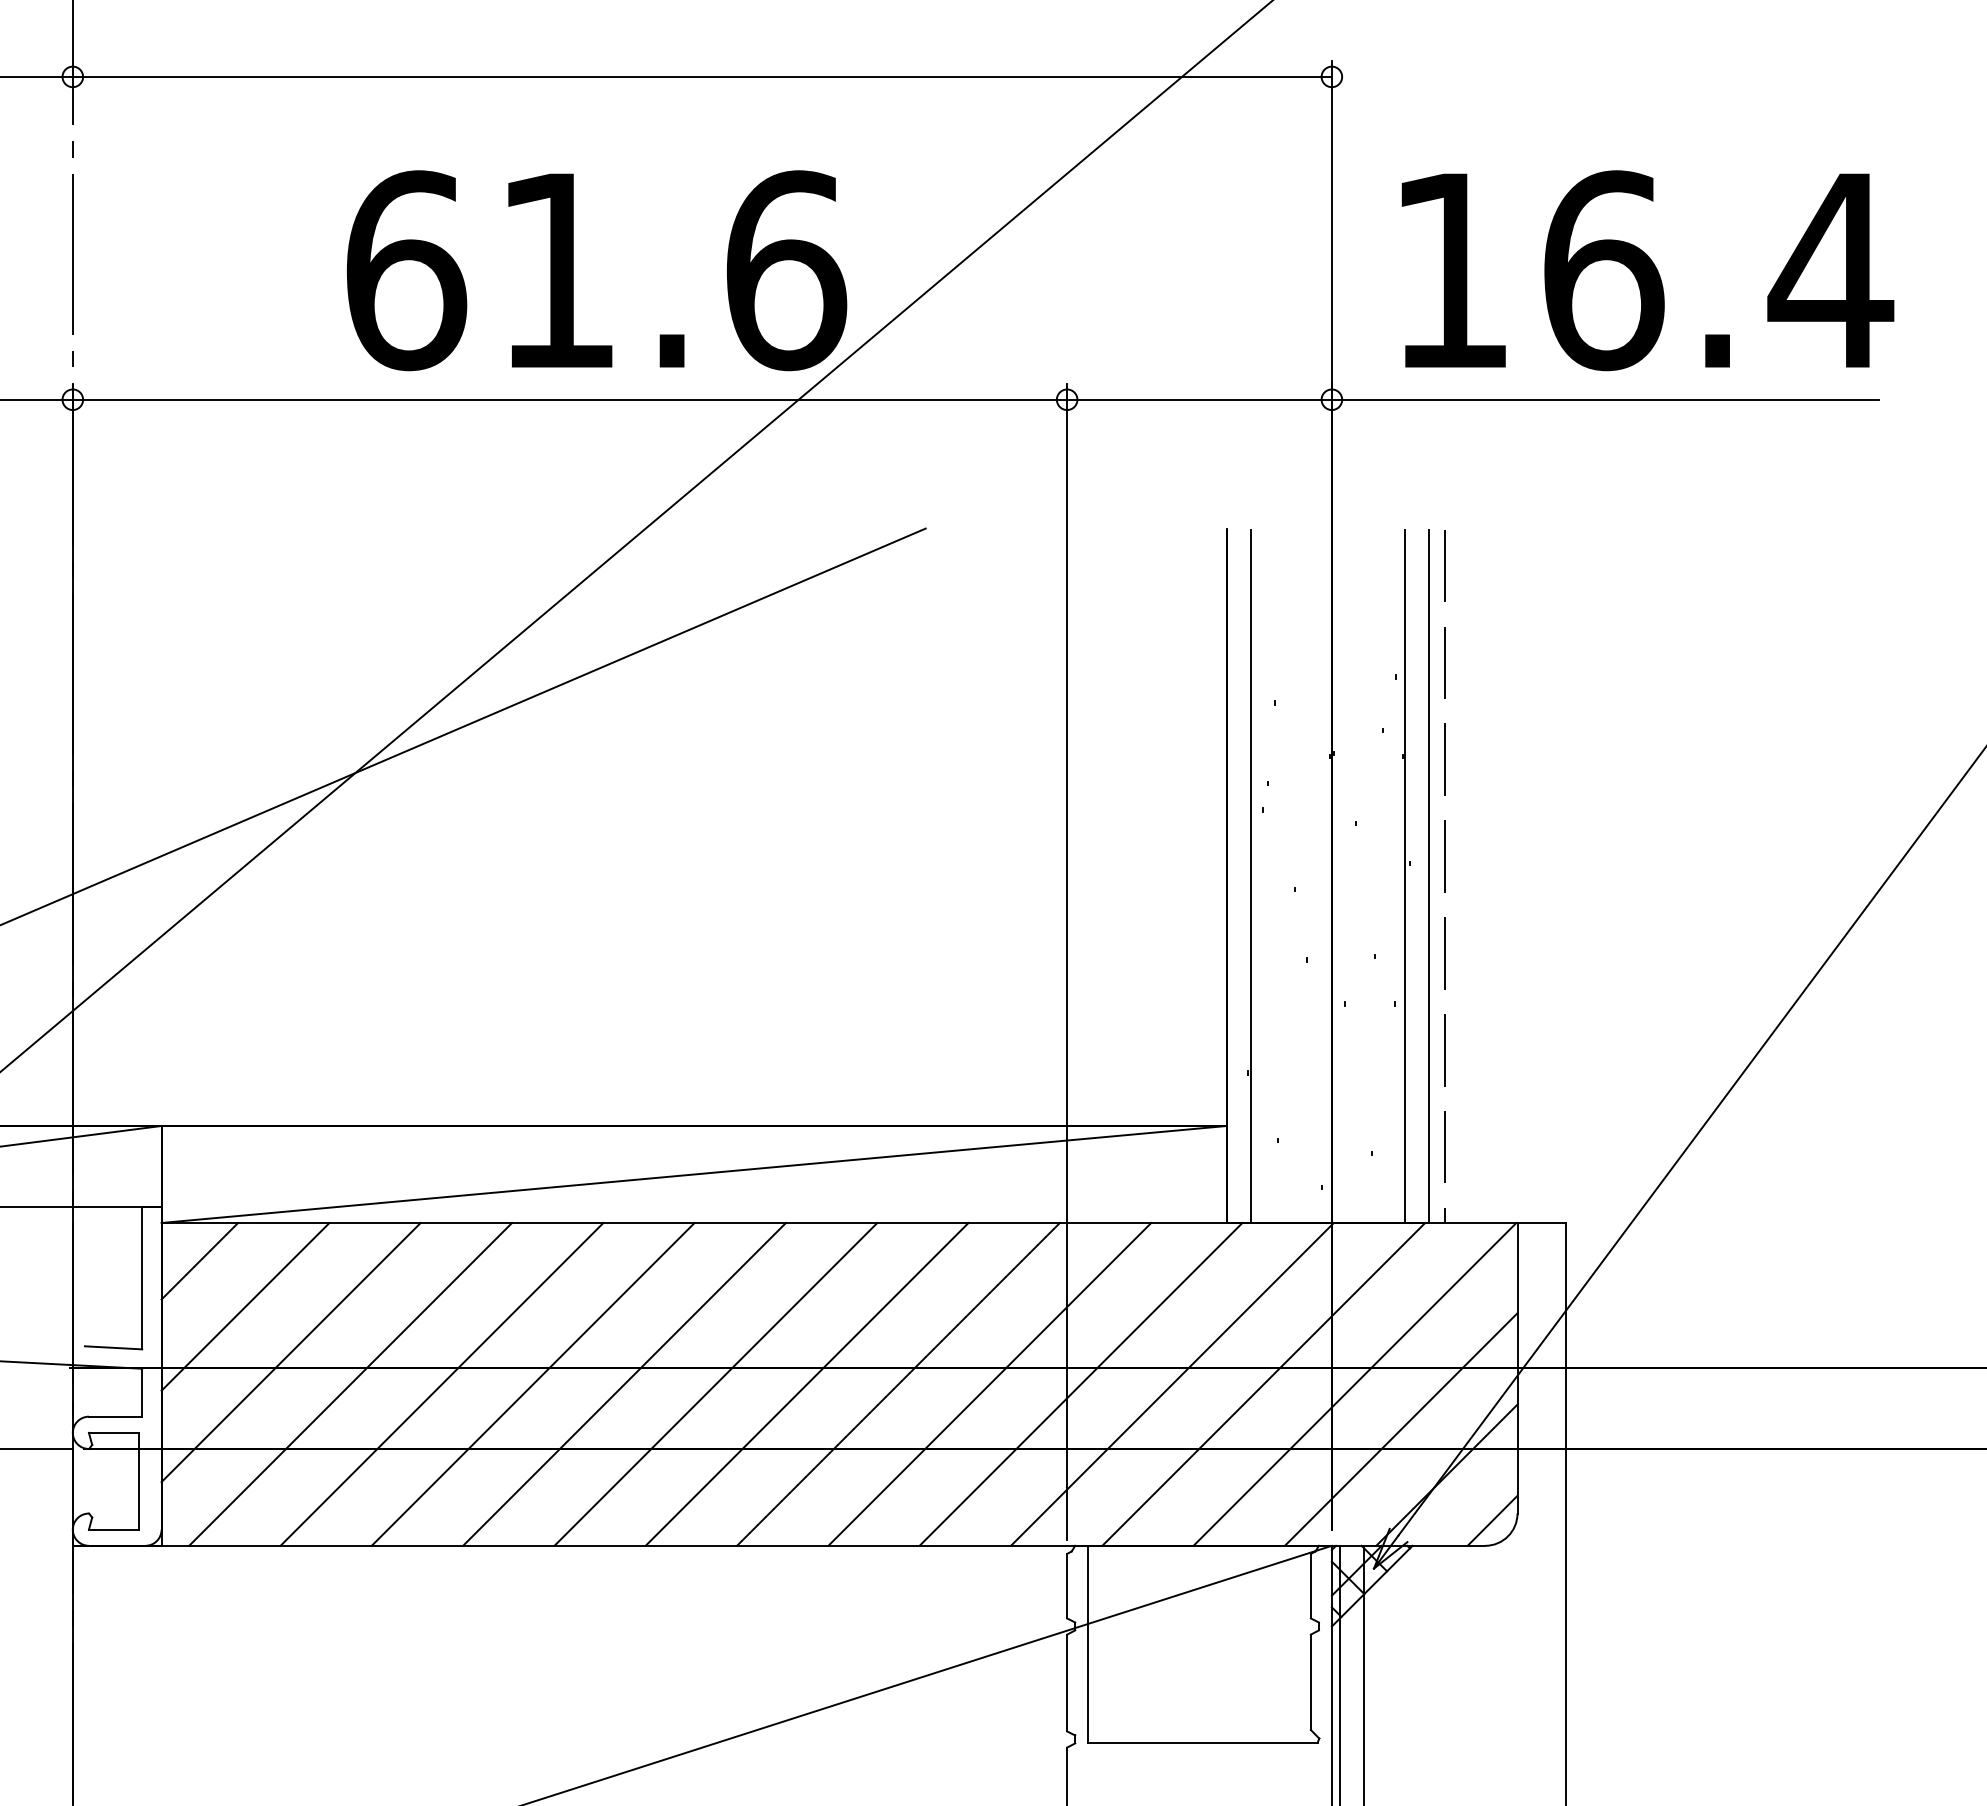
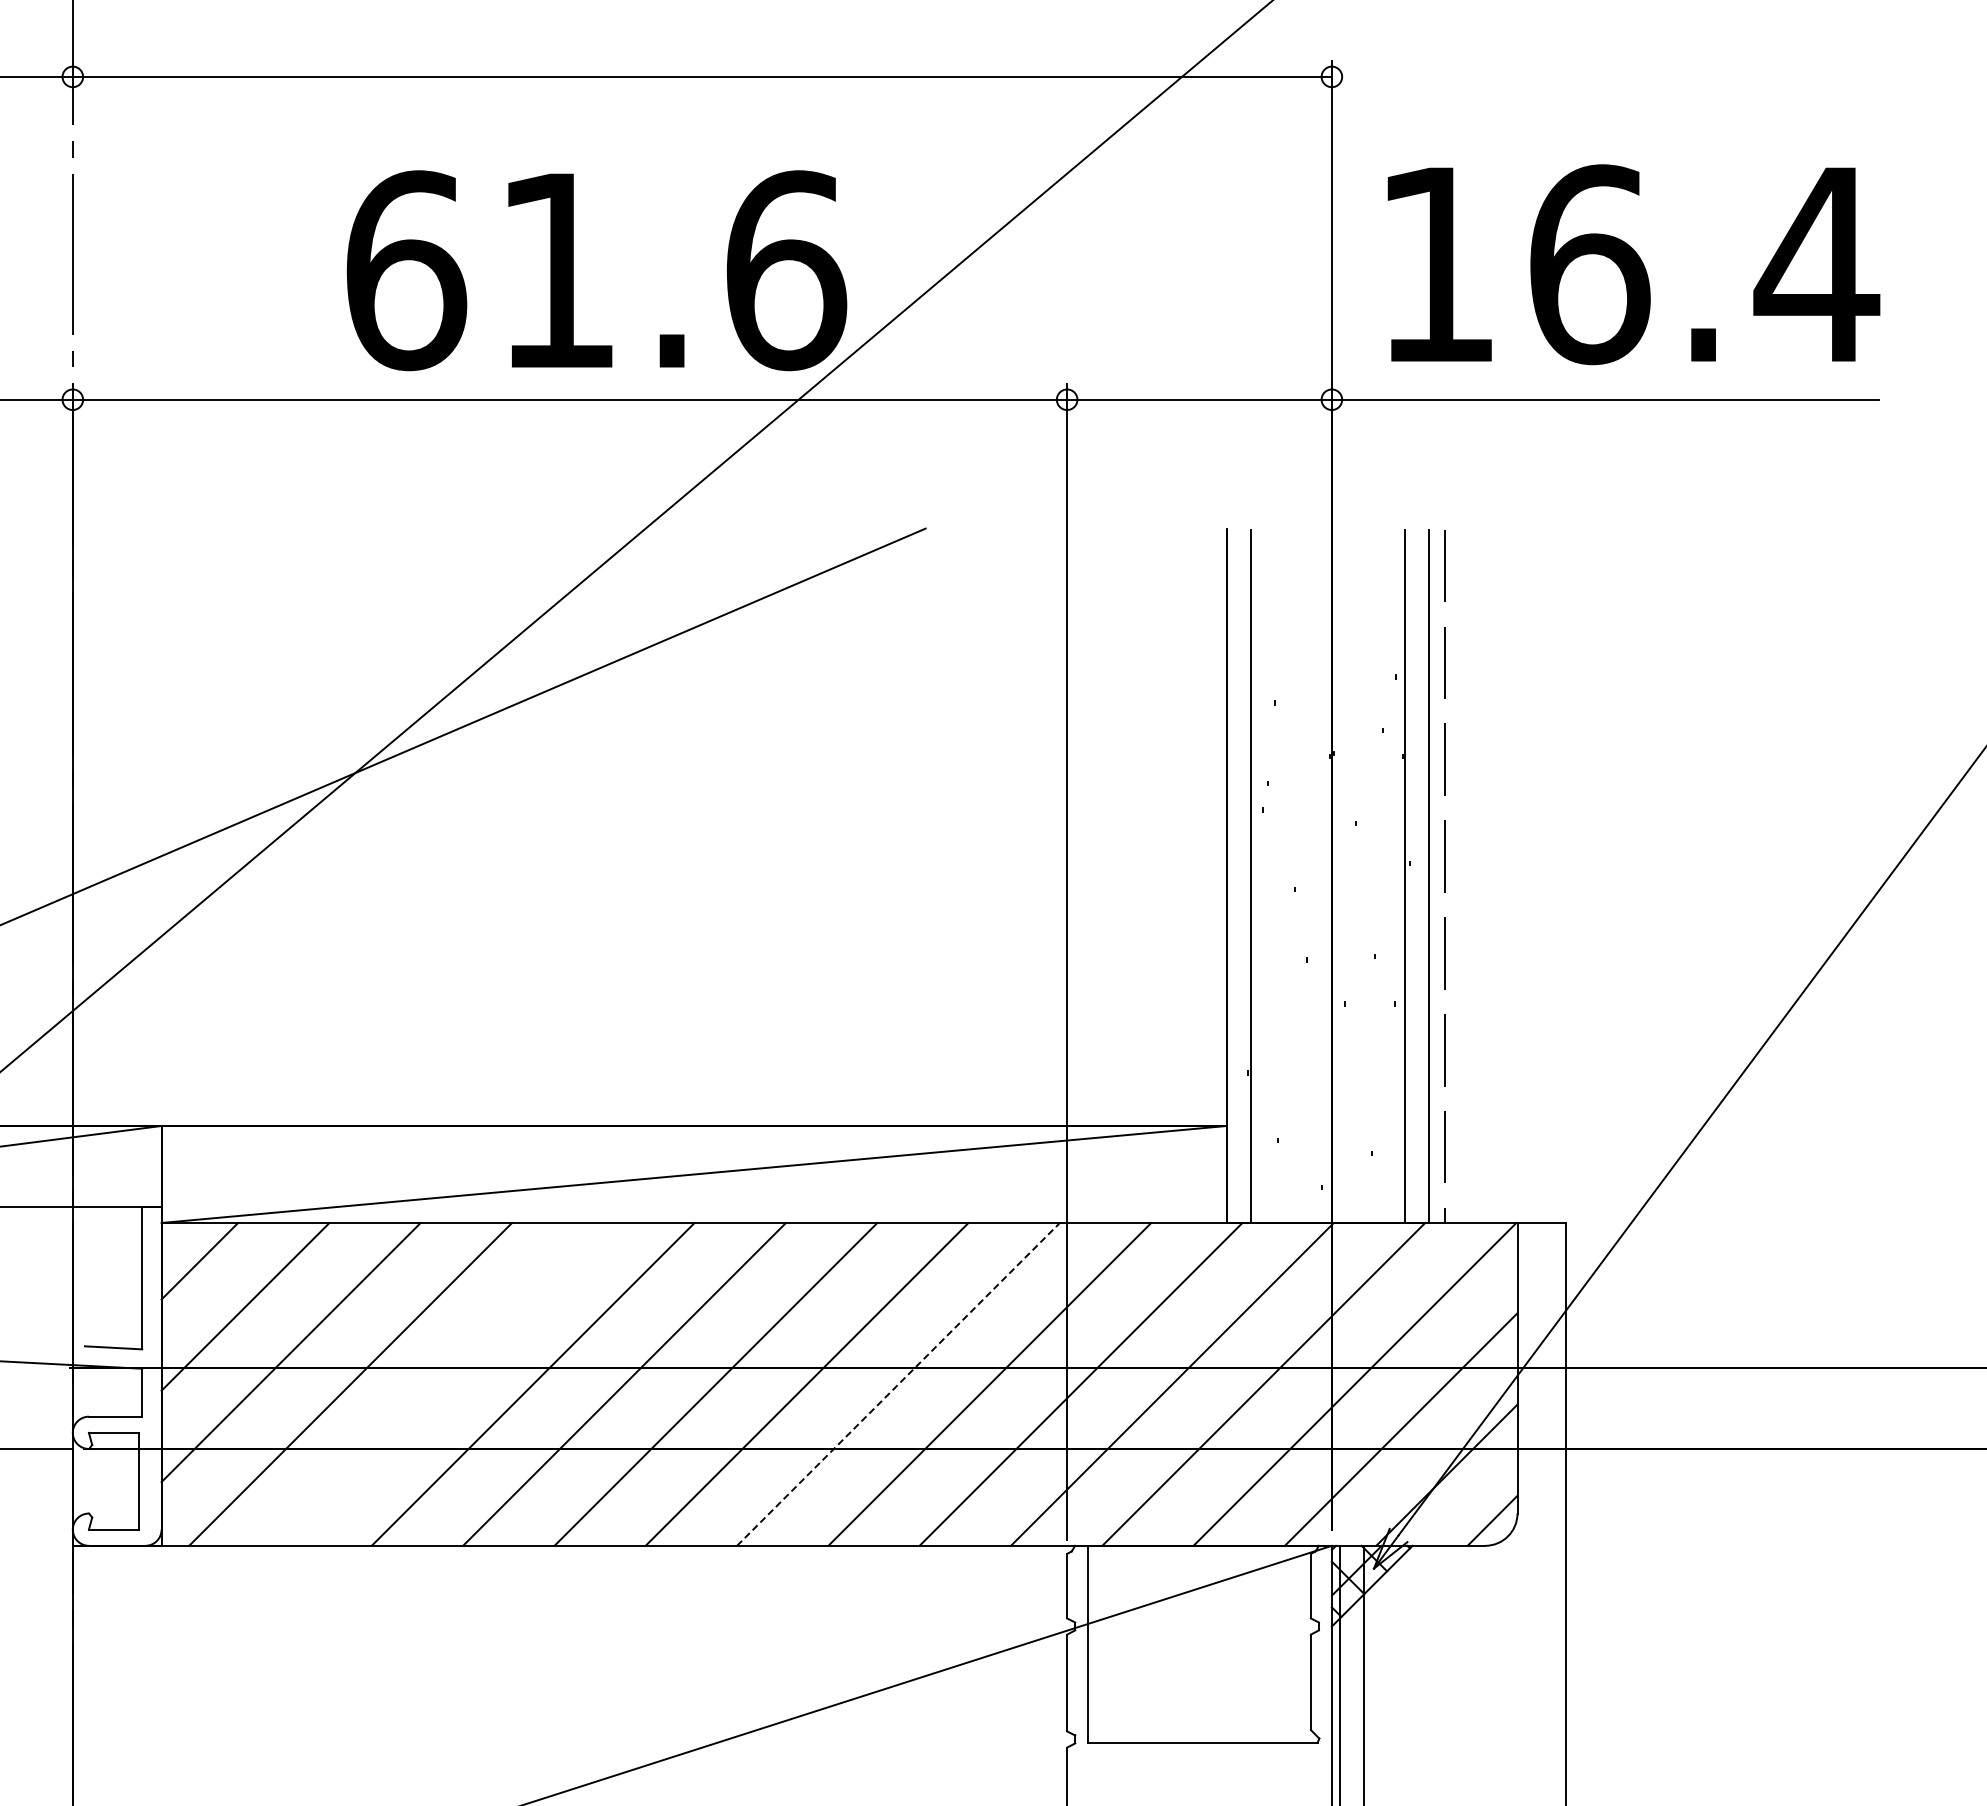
text position: (1647, 270) -> (1633, 264) (1633, 264)
line: present -> none (441, 1383)
line: solid -> dashed (898, 1384)
